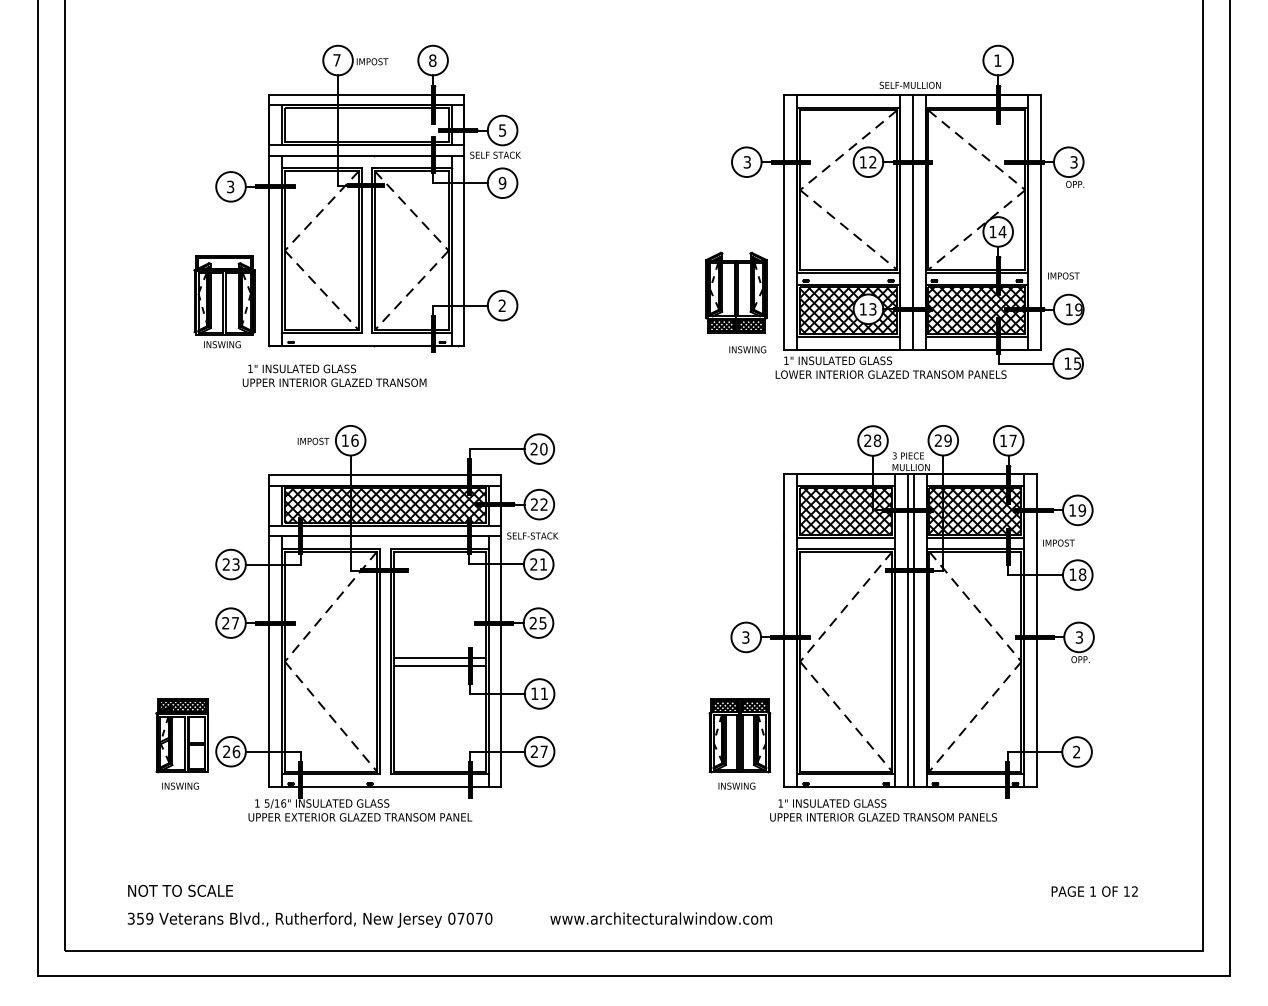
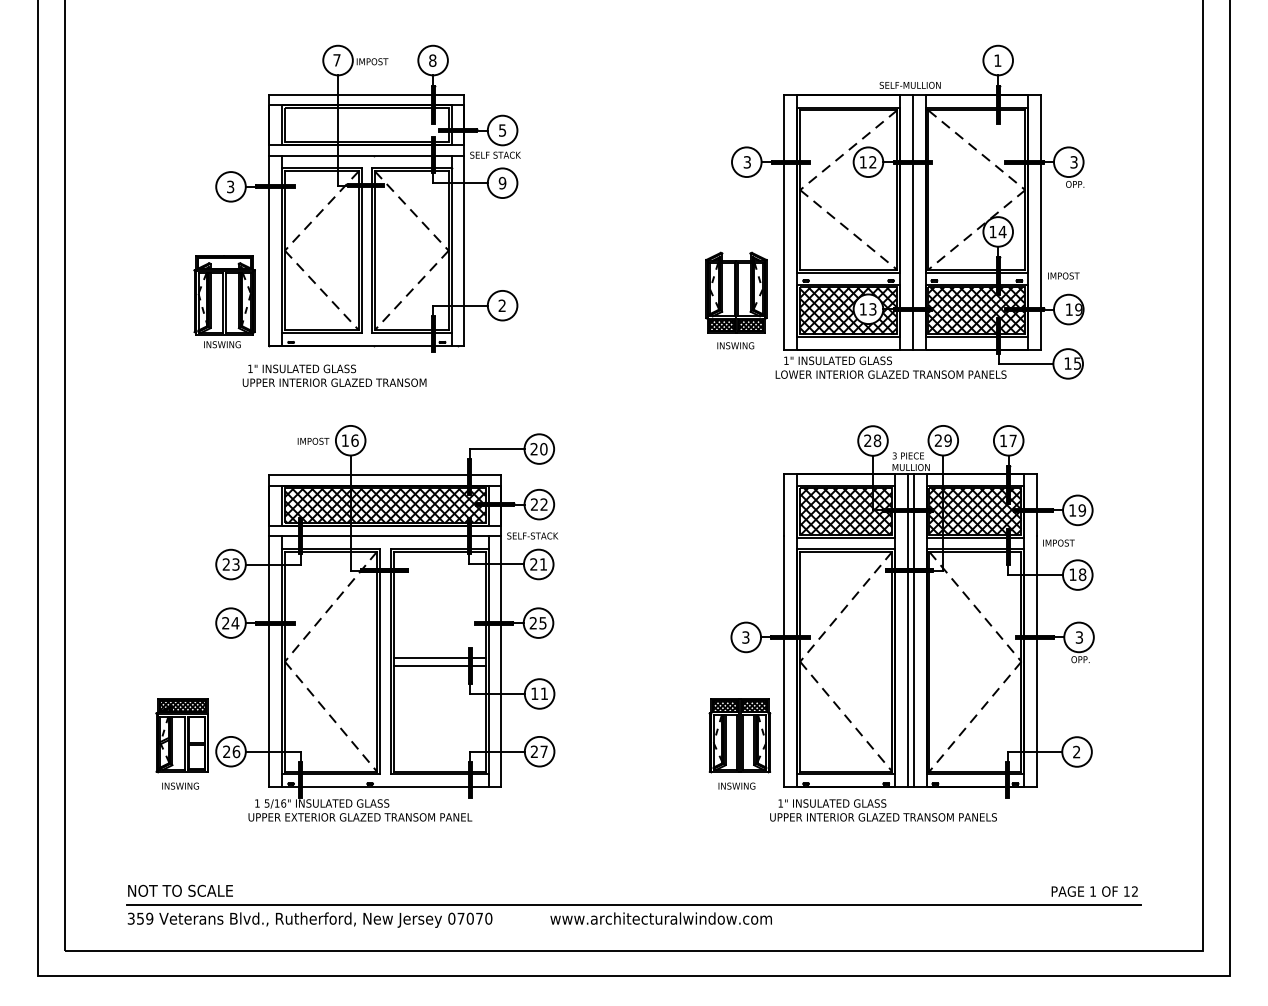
text position: (747, 349) -> (735, 345) (735, 345)
text: 27 -> 24 (235, 623)
line: none -> present (633, 904)
